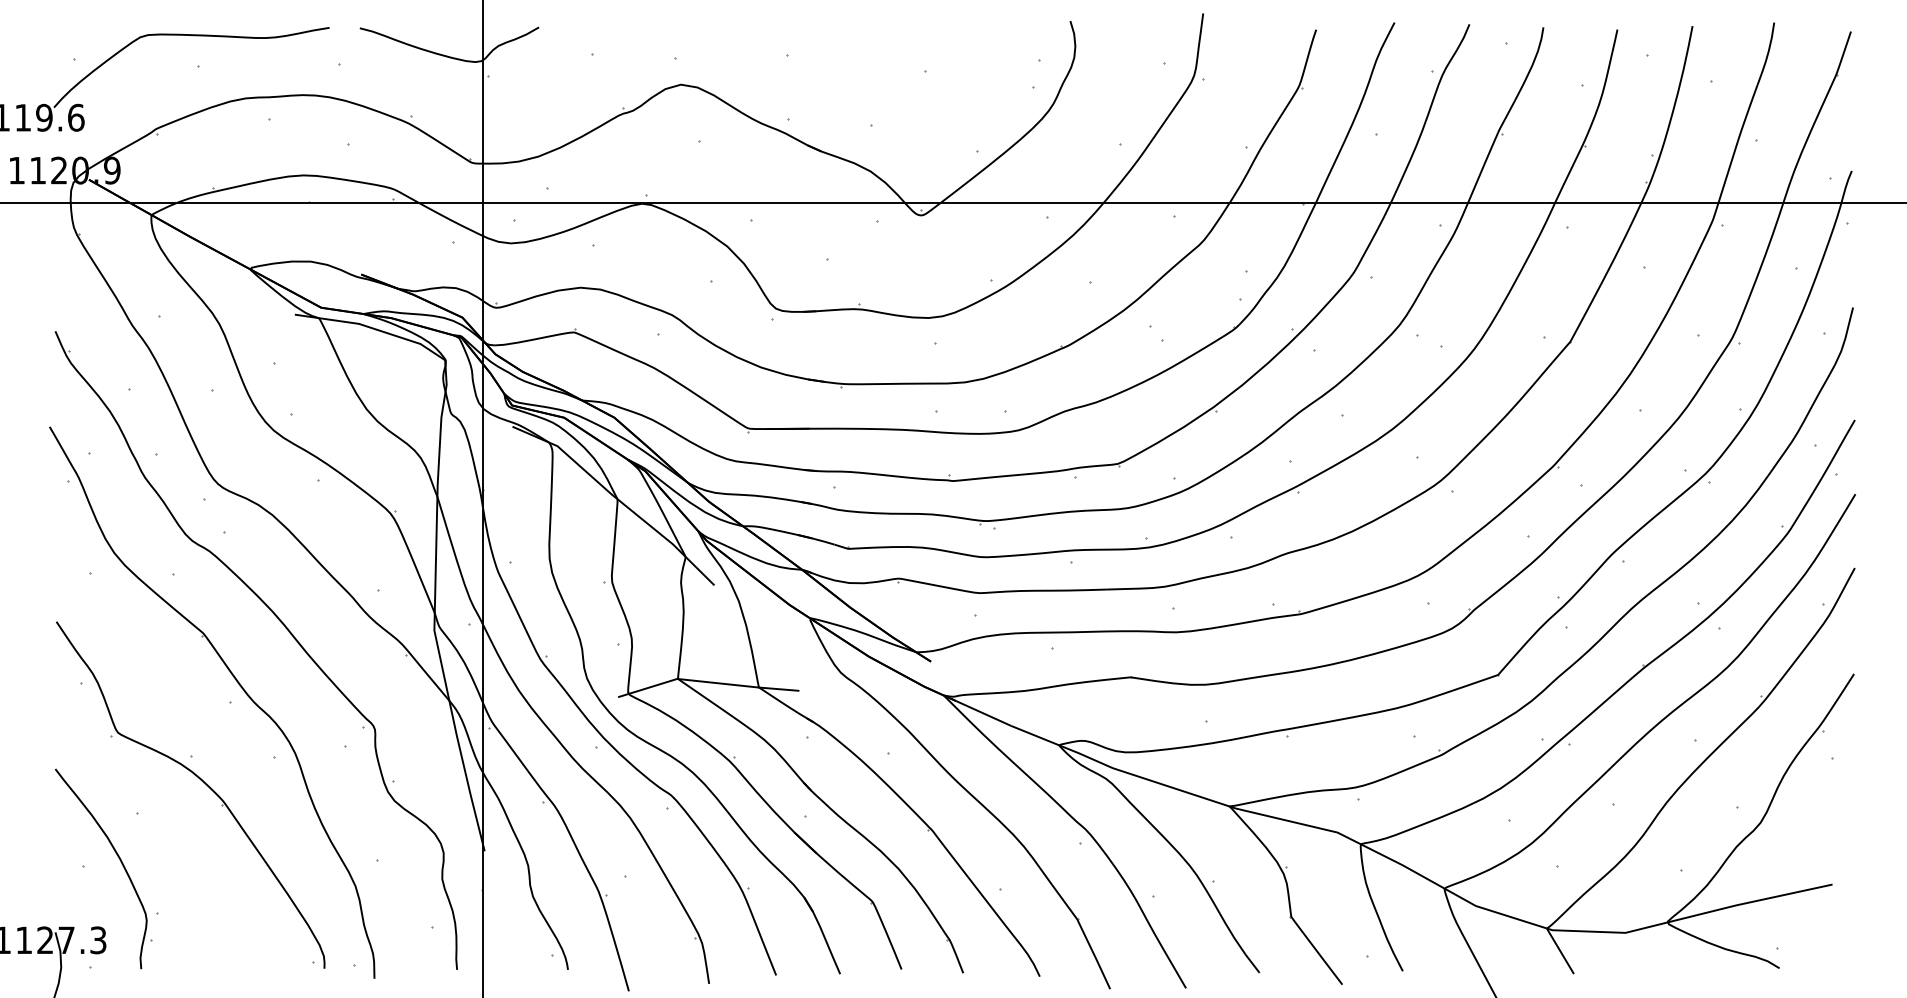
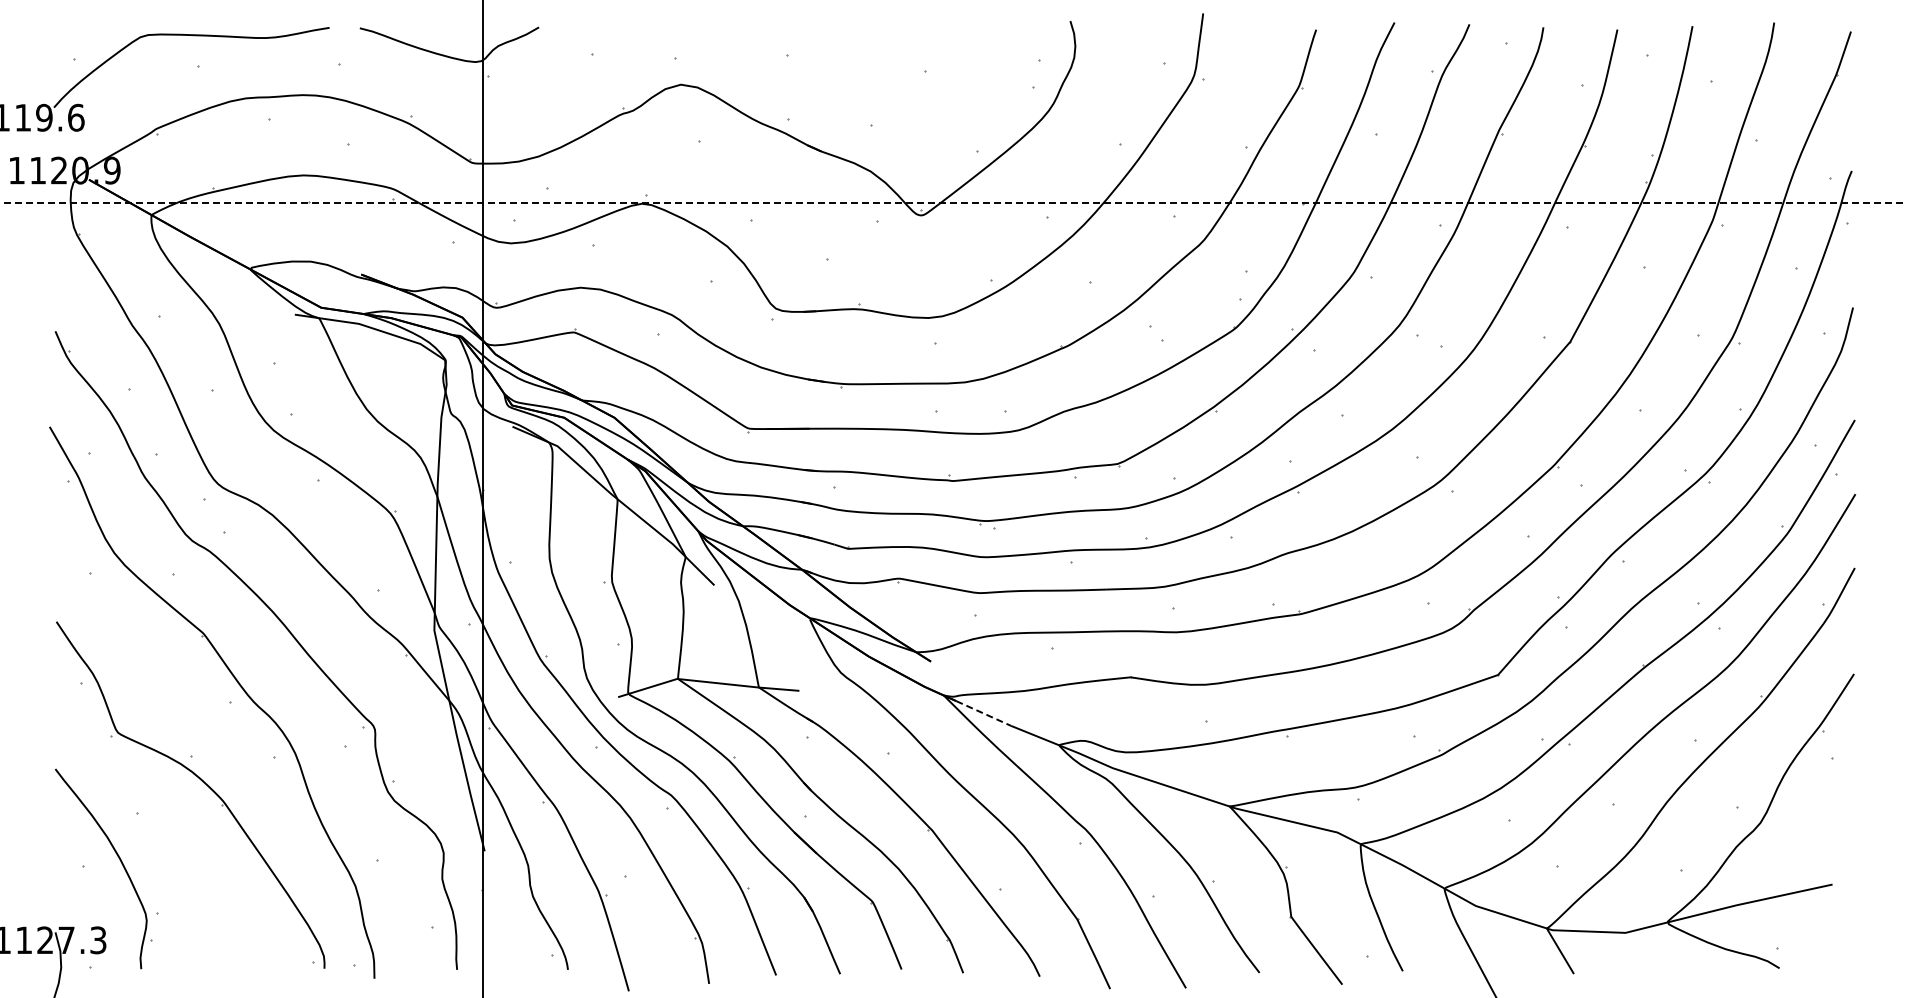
line: solid -> dashed (952, 202)
line: solid -> dashed (984, 713)
